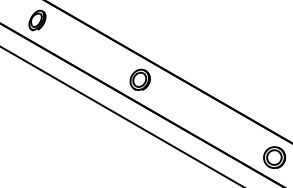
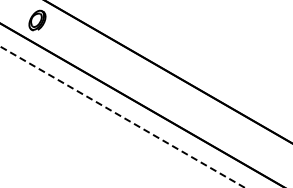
part: present -> none (139, 79)
line: solid -> dashed (122, 117)
part: present -> none (274, 157)
